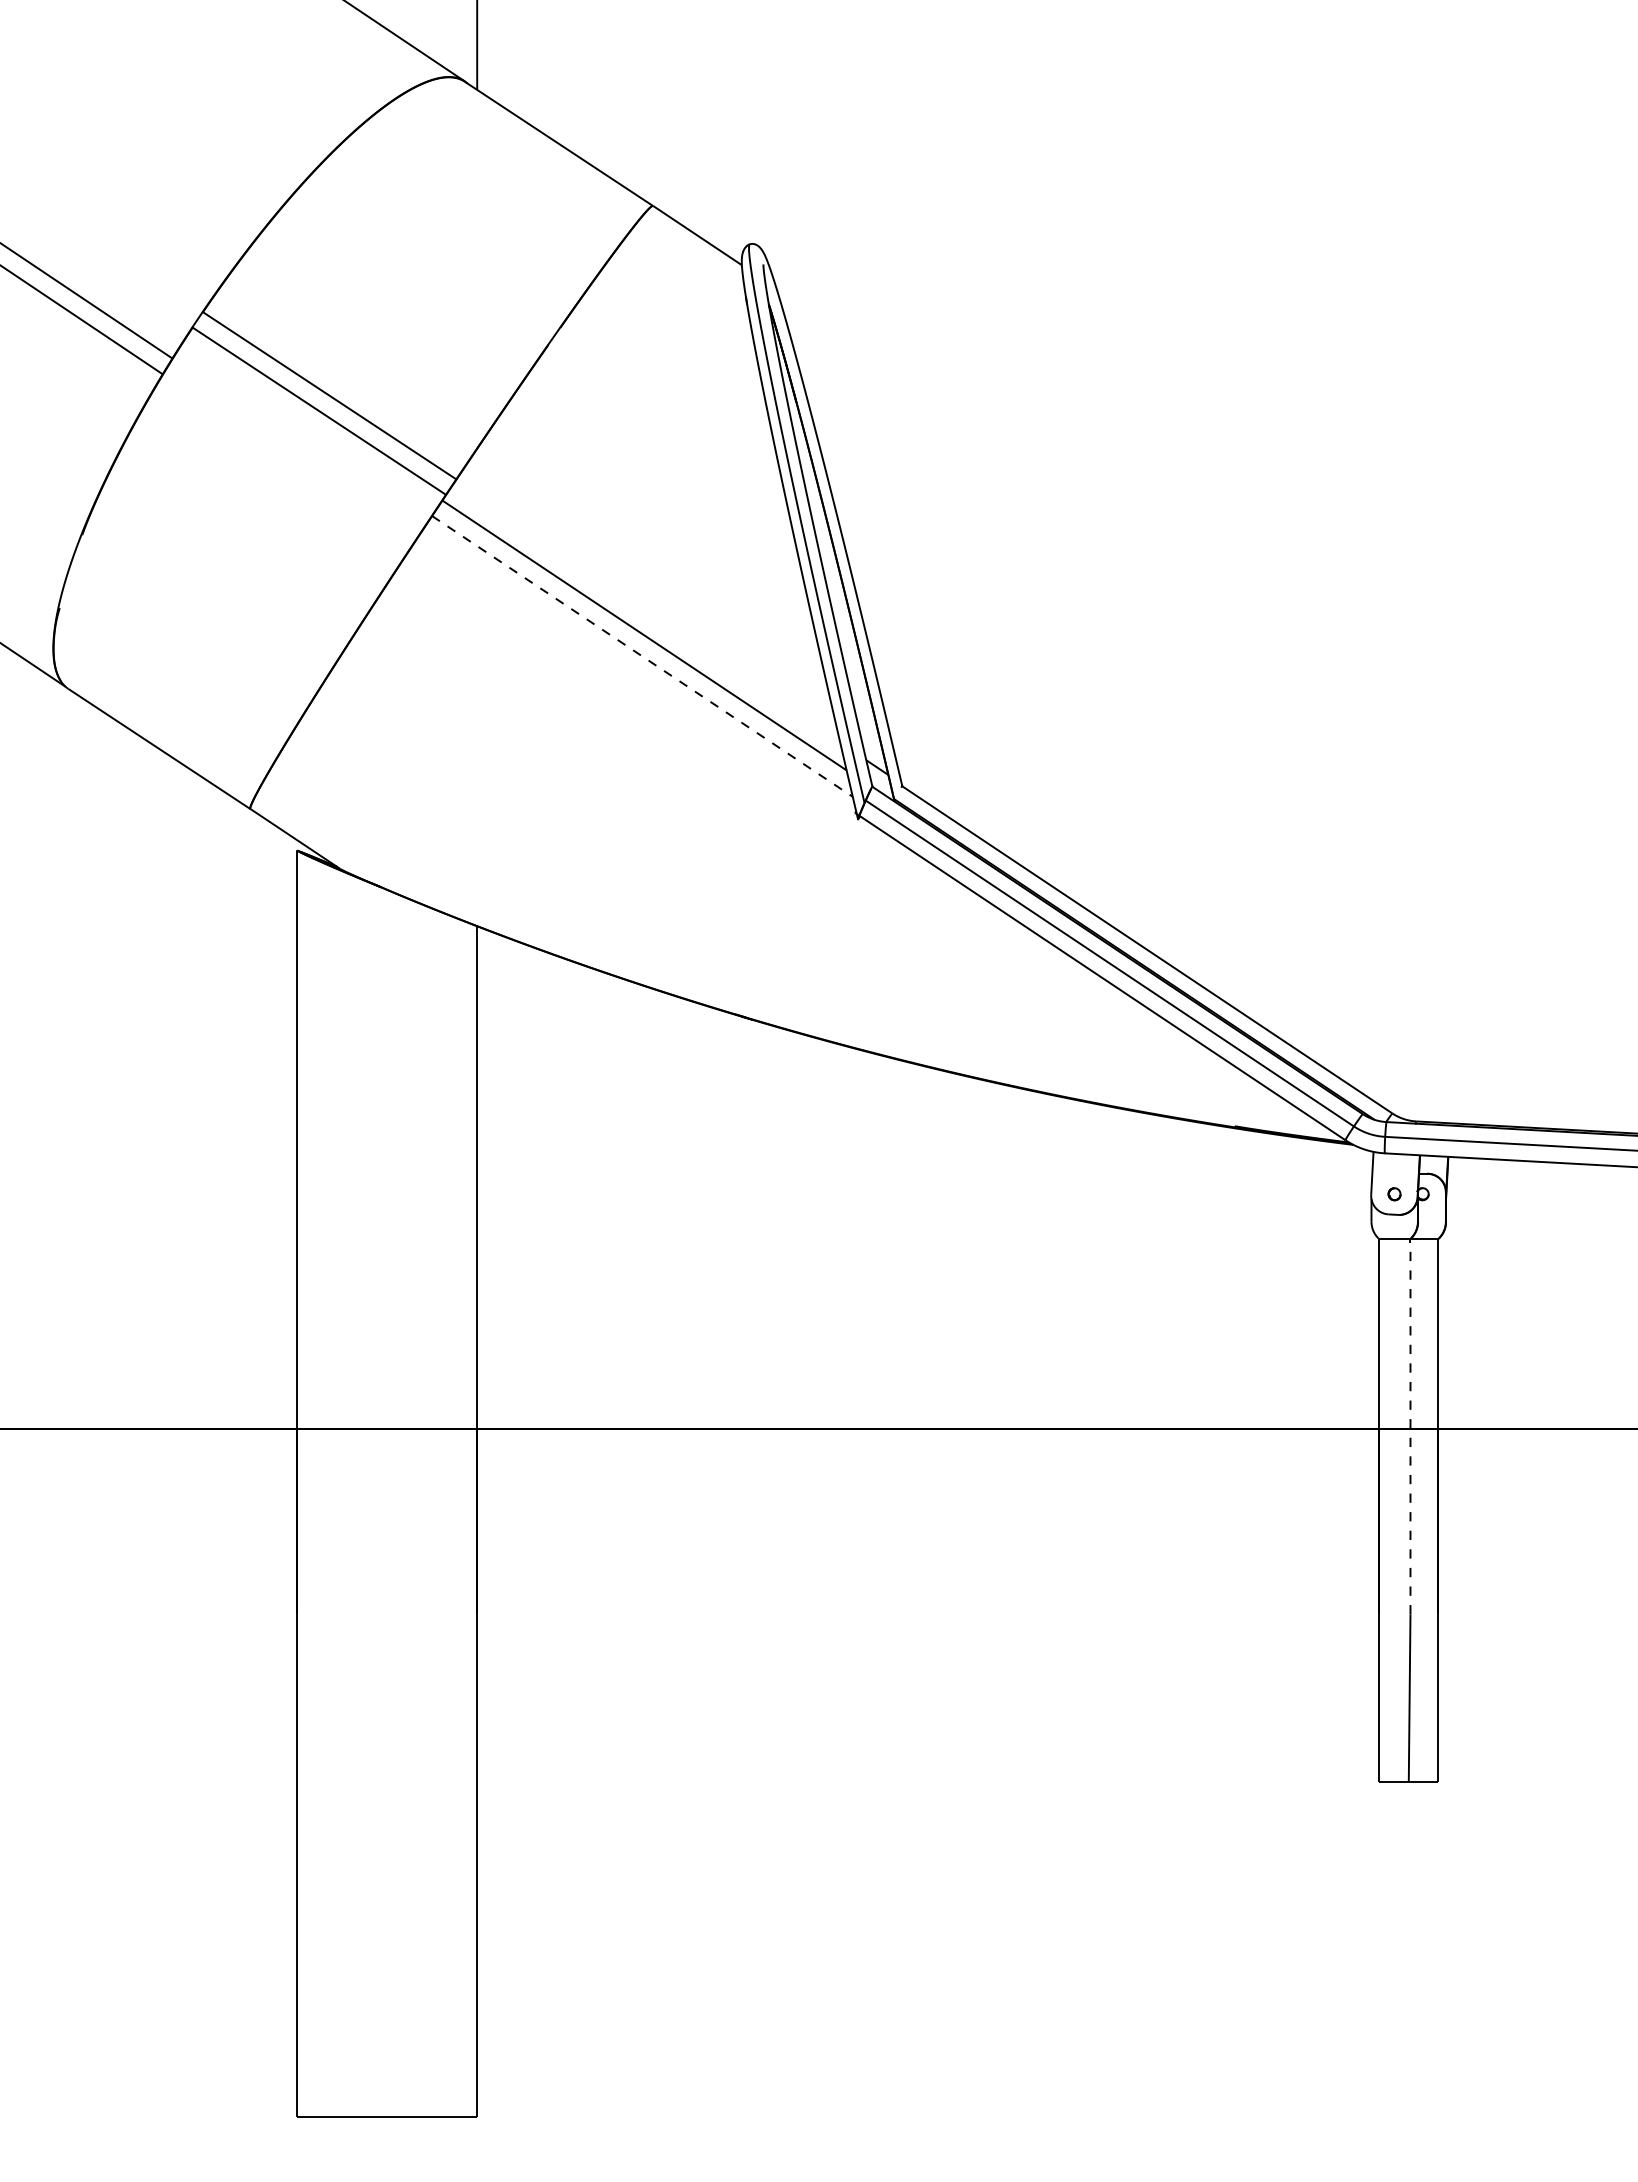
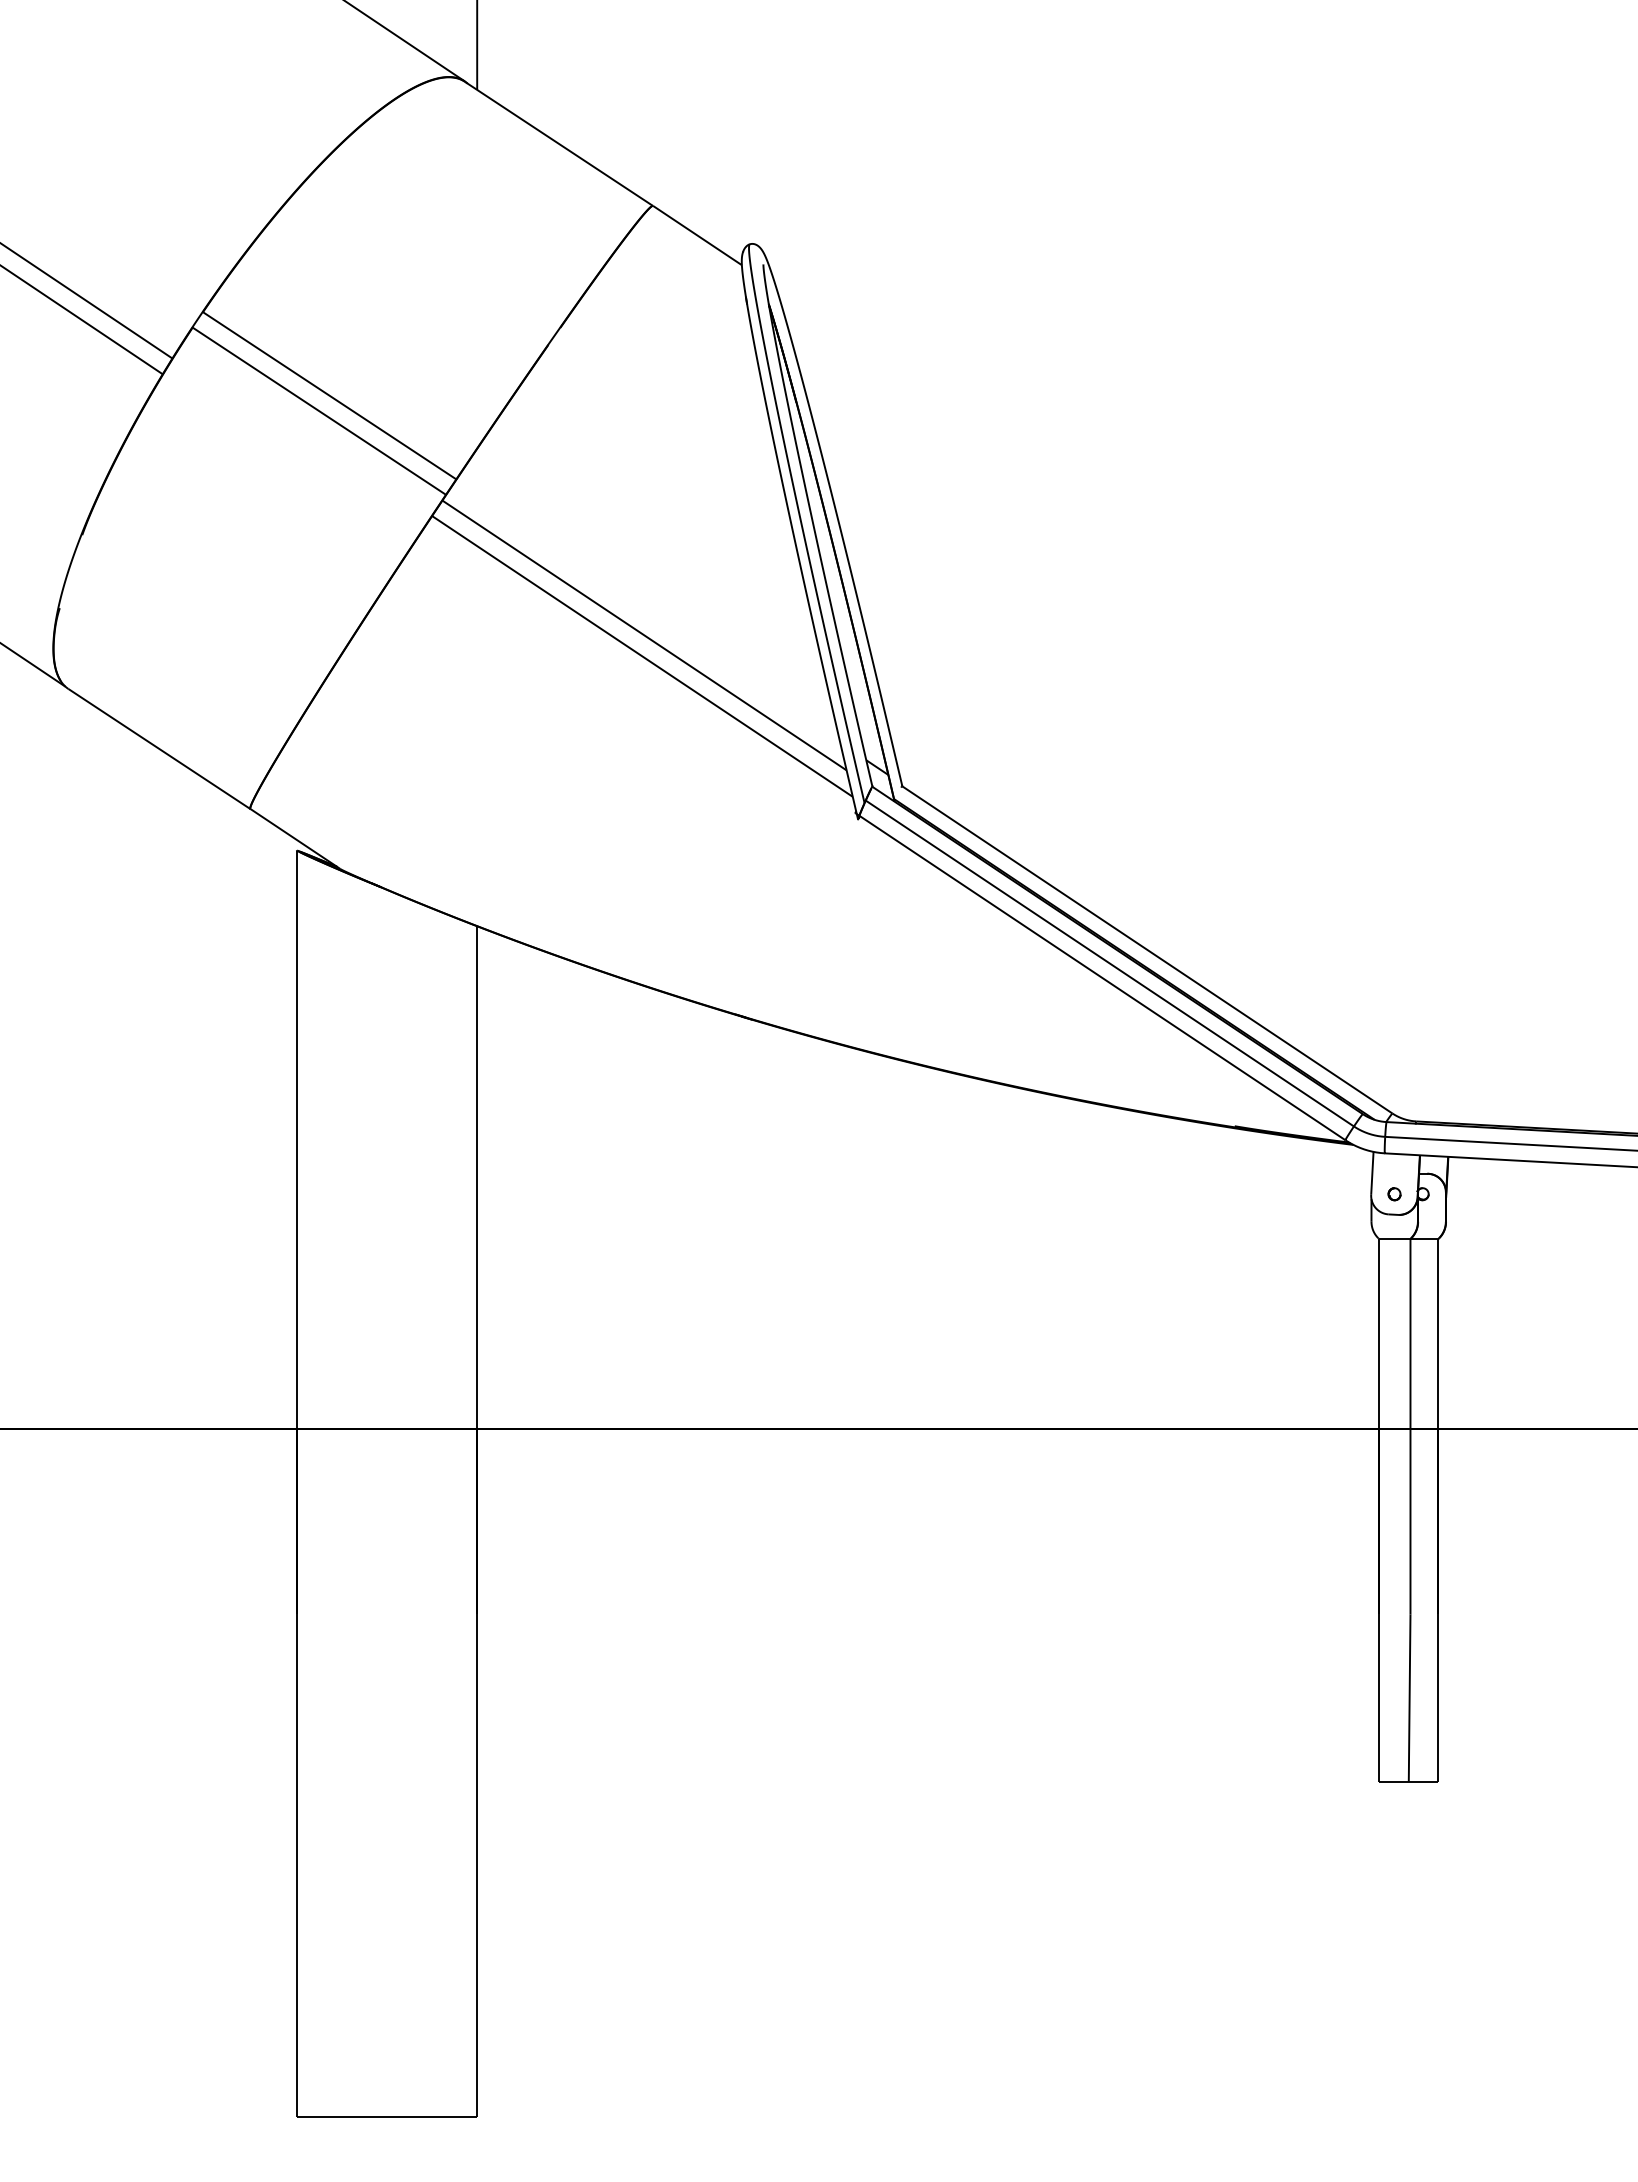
line: dashed -> solid (642, 656)
line: dashed -> solid (1410, 1426)
